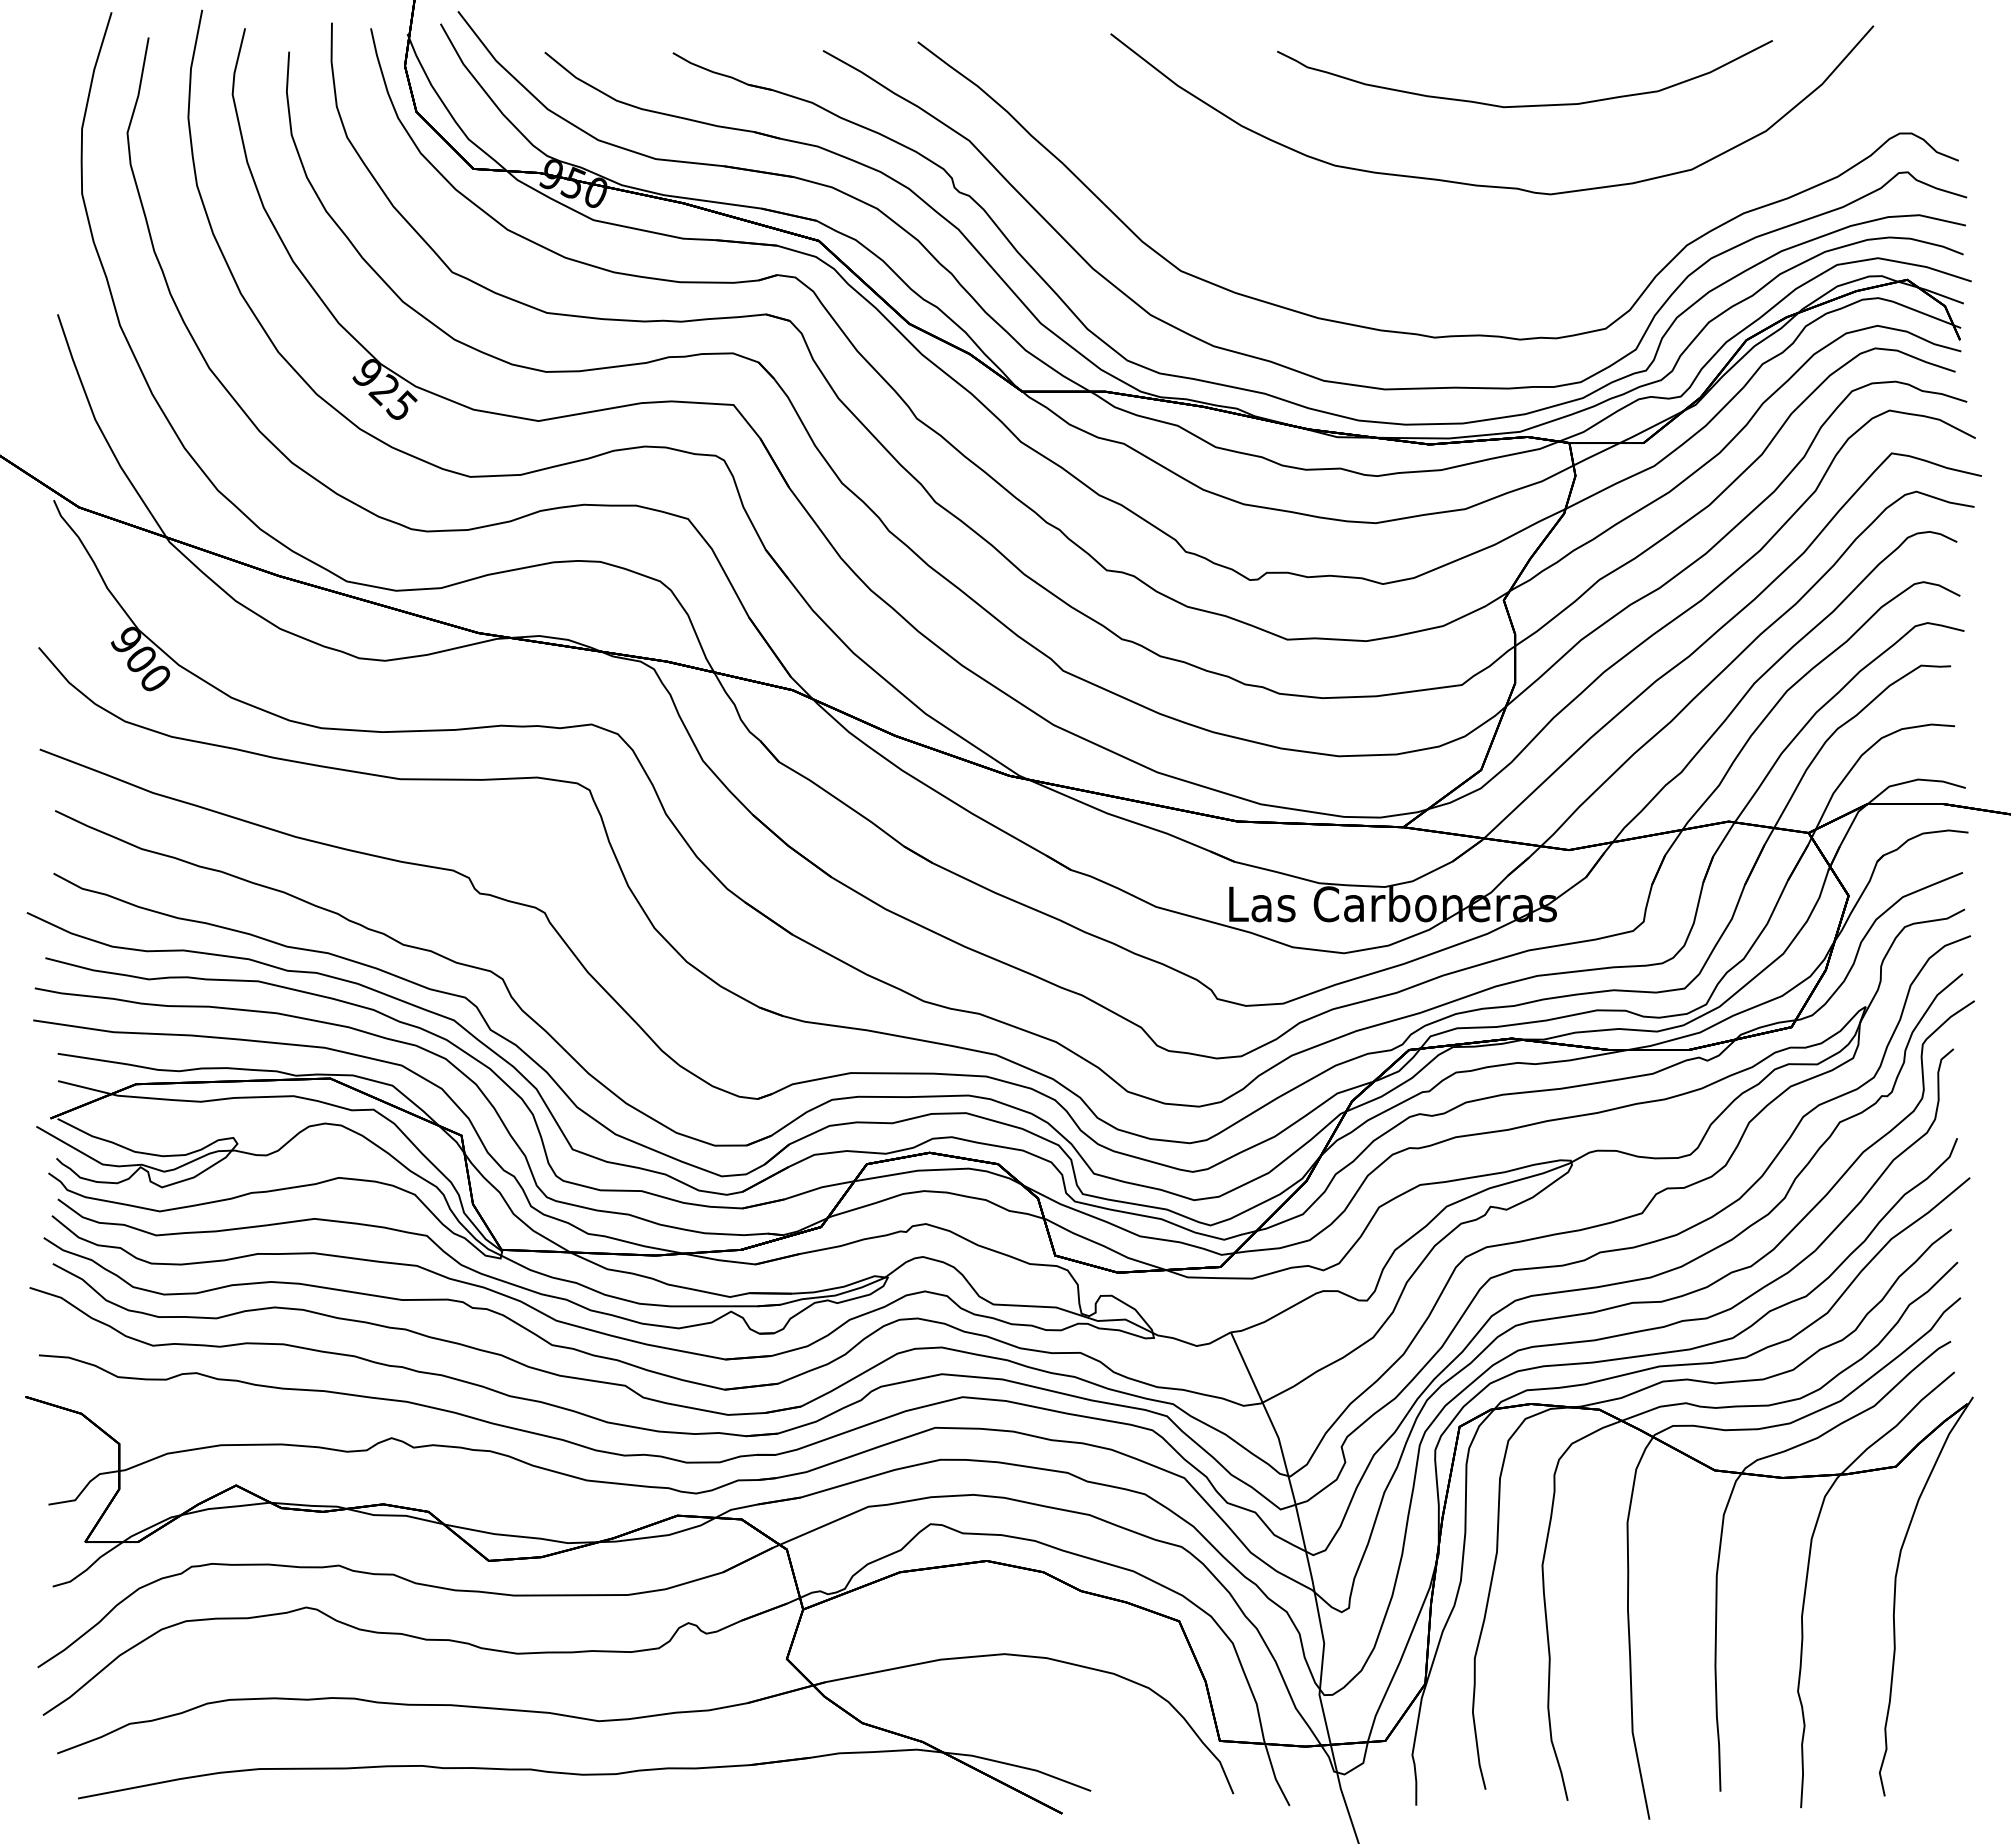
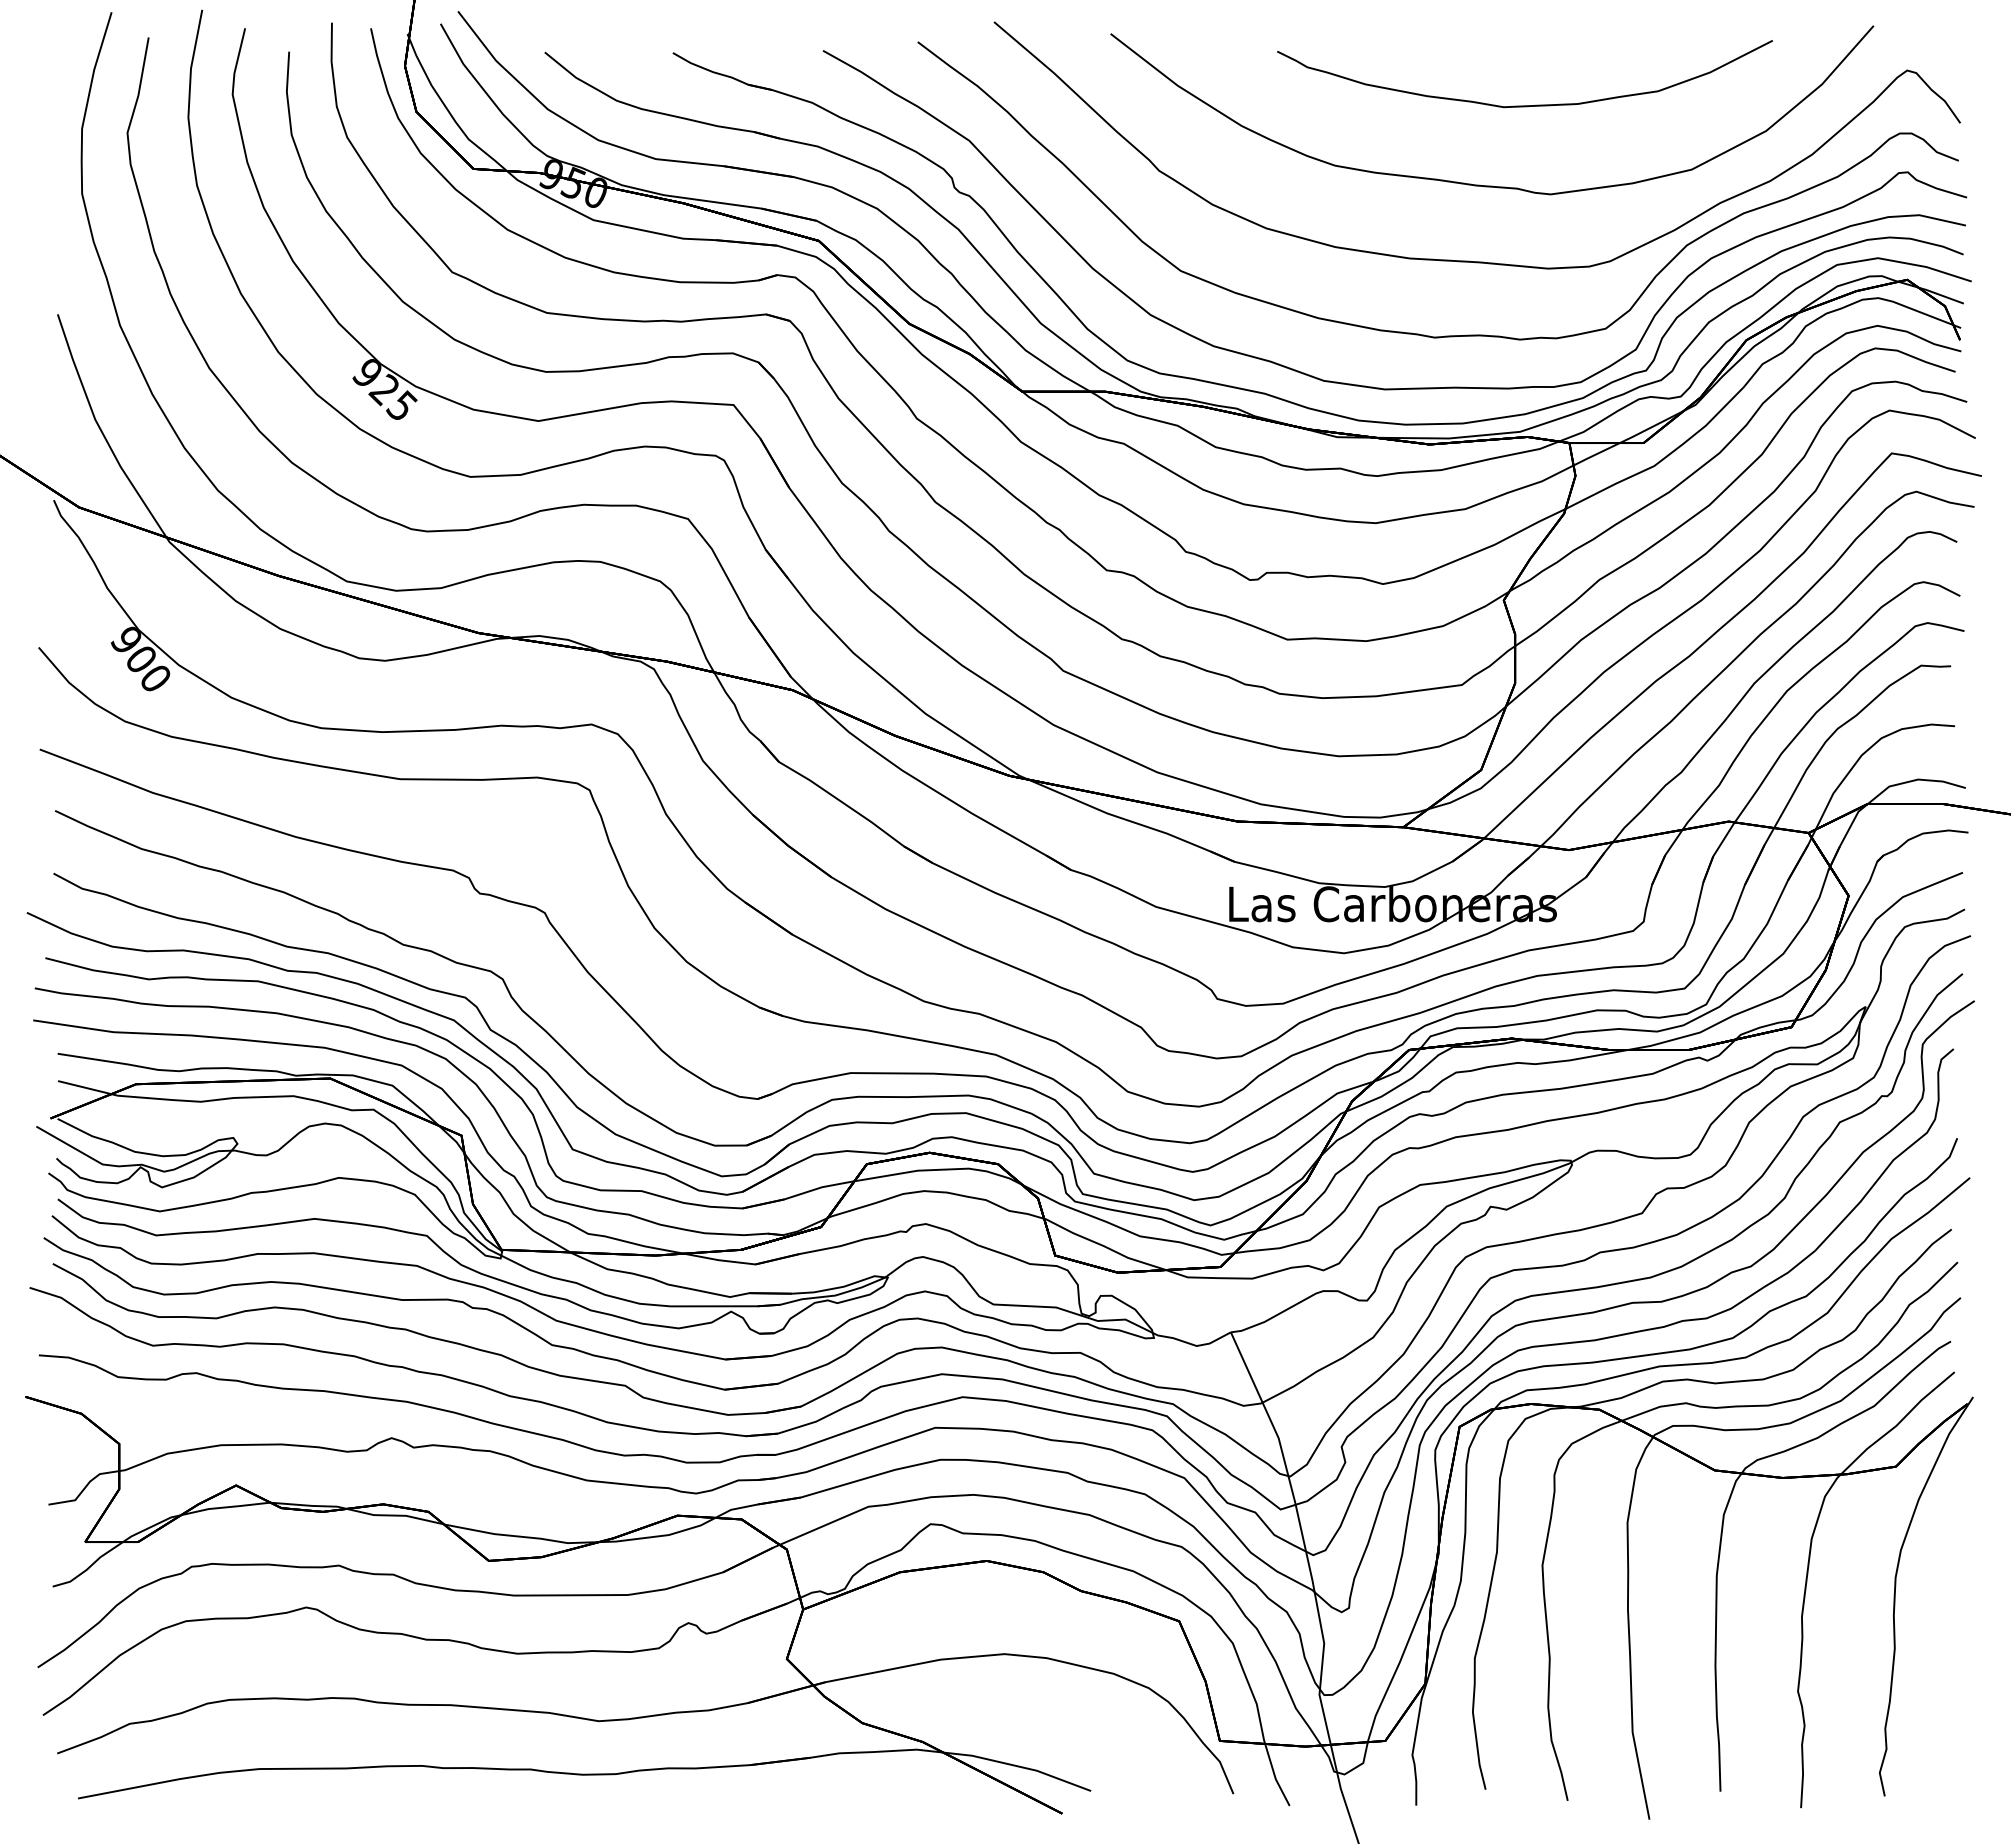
curve: none -> present (1469, 260)
